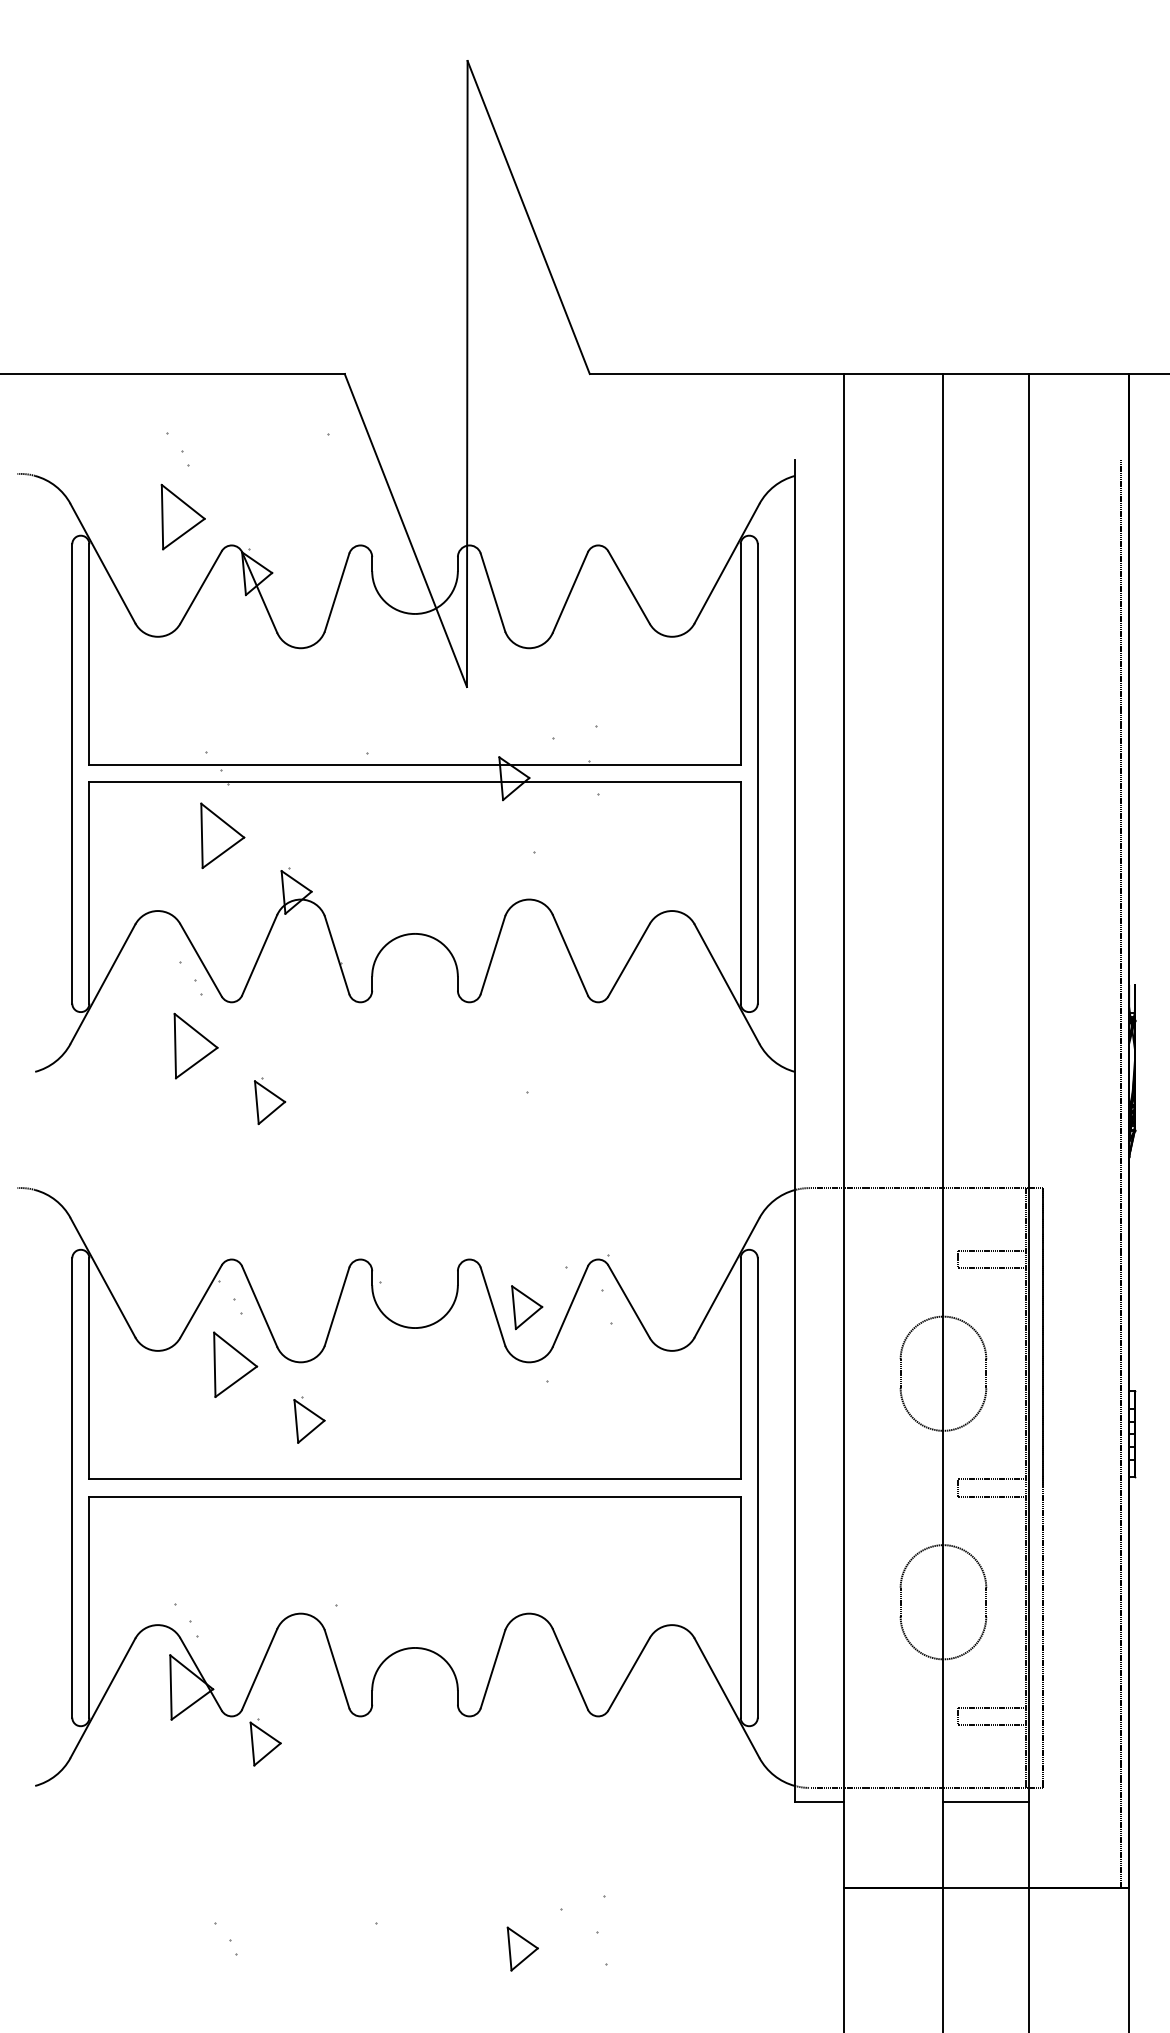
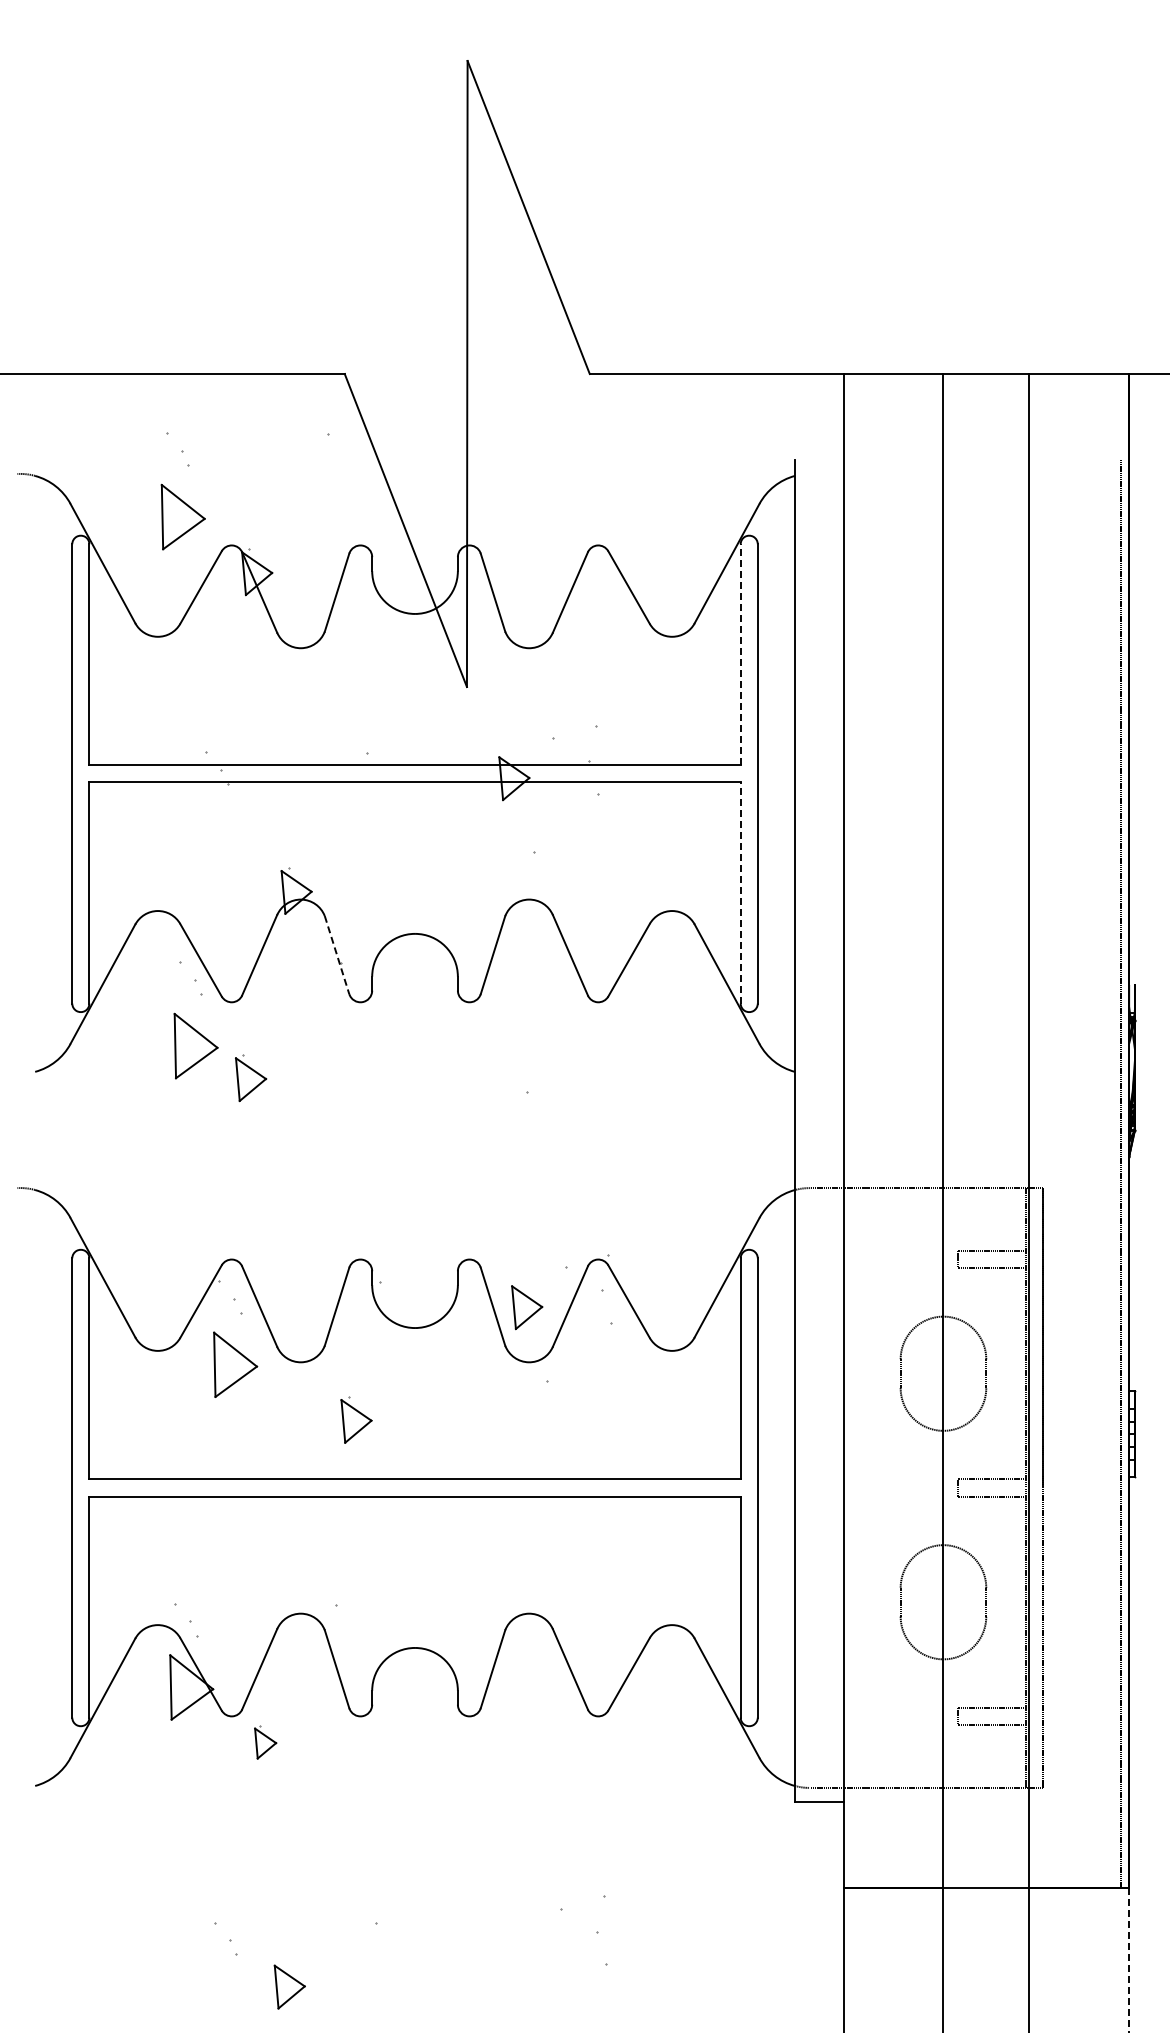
line: solid -> dashed (740, 654)
part: present -> none (222, 835)
line: solid -> dashed (740, 893)
line: solid -> dashed (337, 955)
part position: (270, 1101) -> (251, 1078) (251, 1078)
part position: (309, 1419) -> (356, 1419) (356, 1419)
part size: 33x49 px -> 24x35 px (265, 1742)
line: present -> none (986, 1802)
part position: (522, 1948) -> (289, 1986) (289, 1986)
line: solid -> dashed (1129, 1960)
